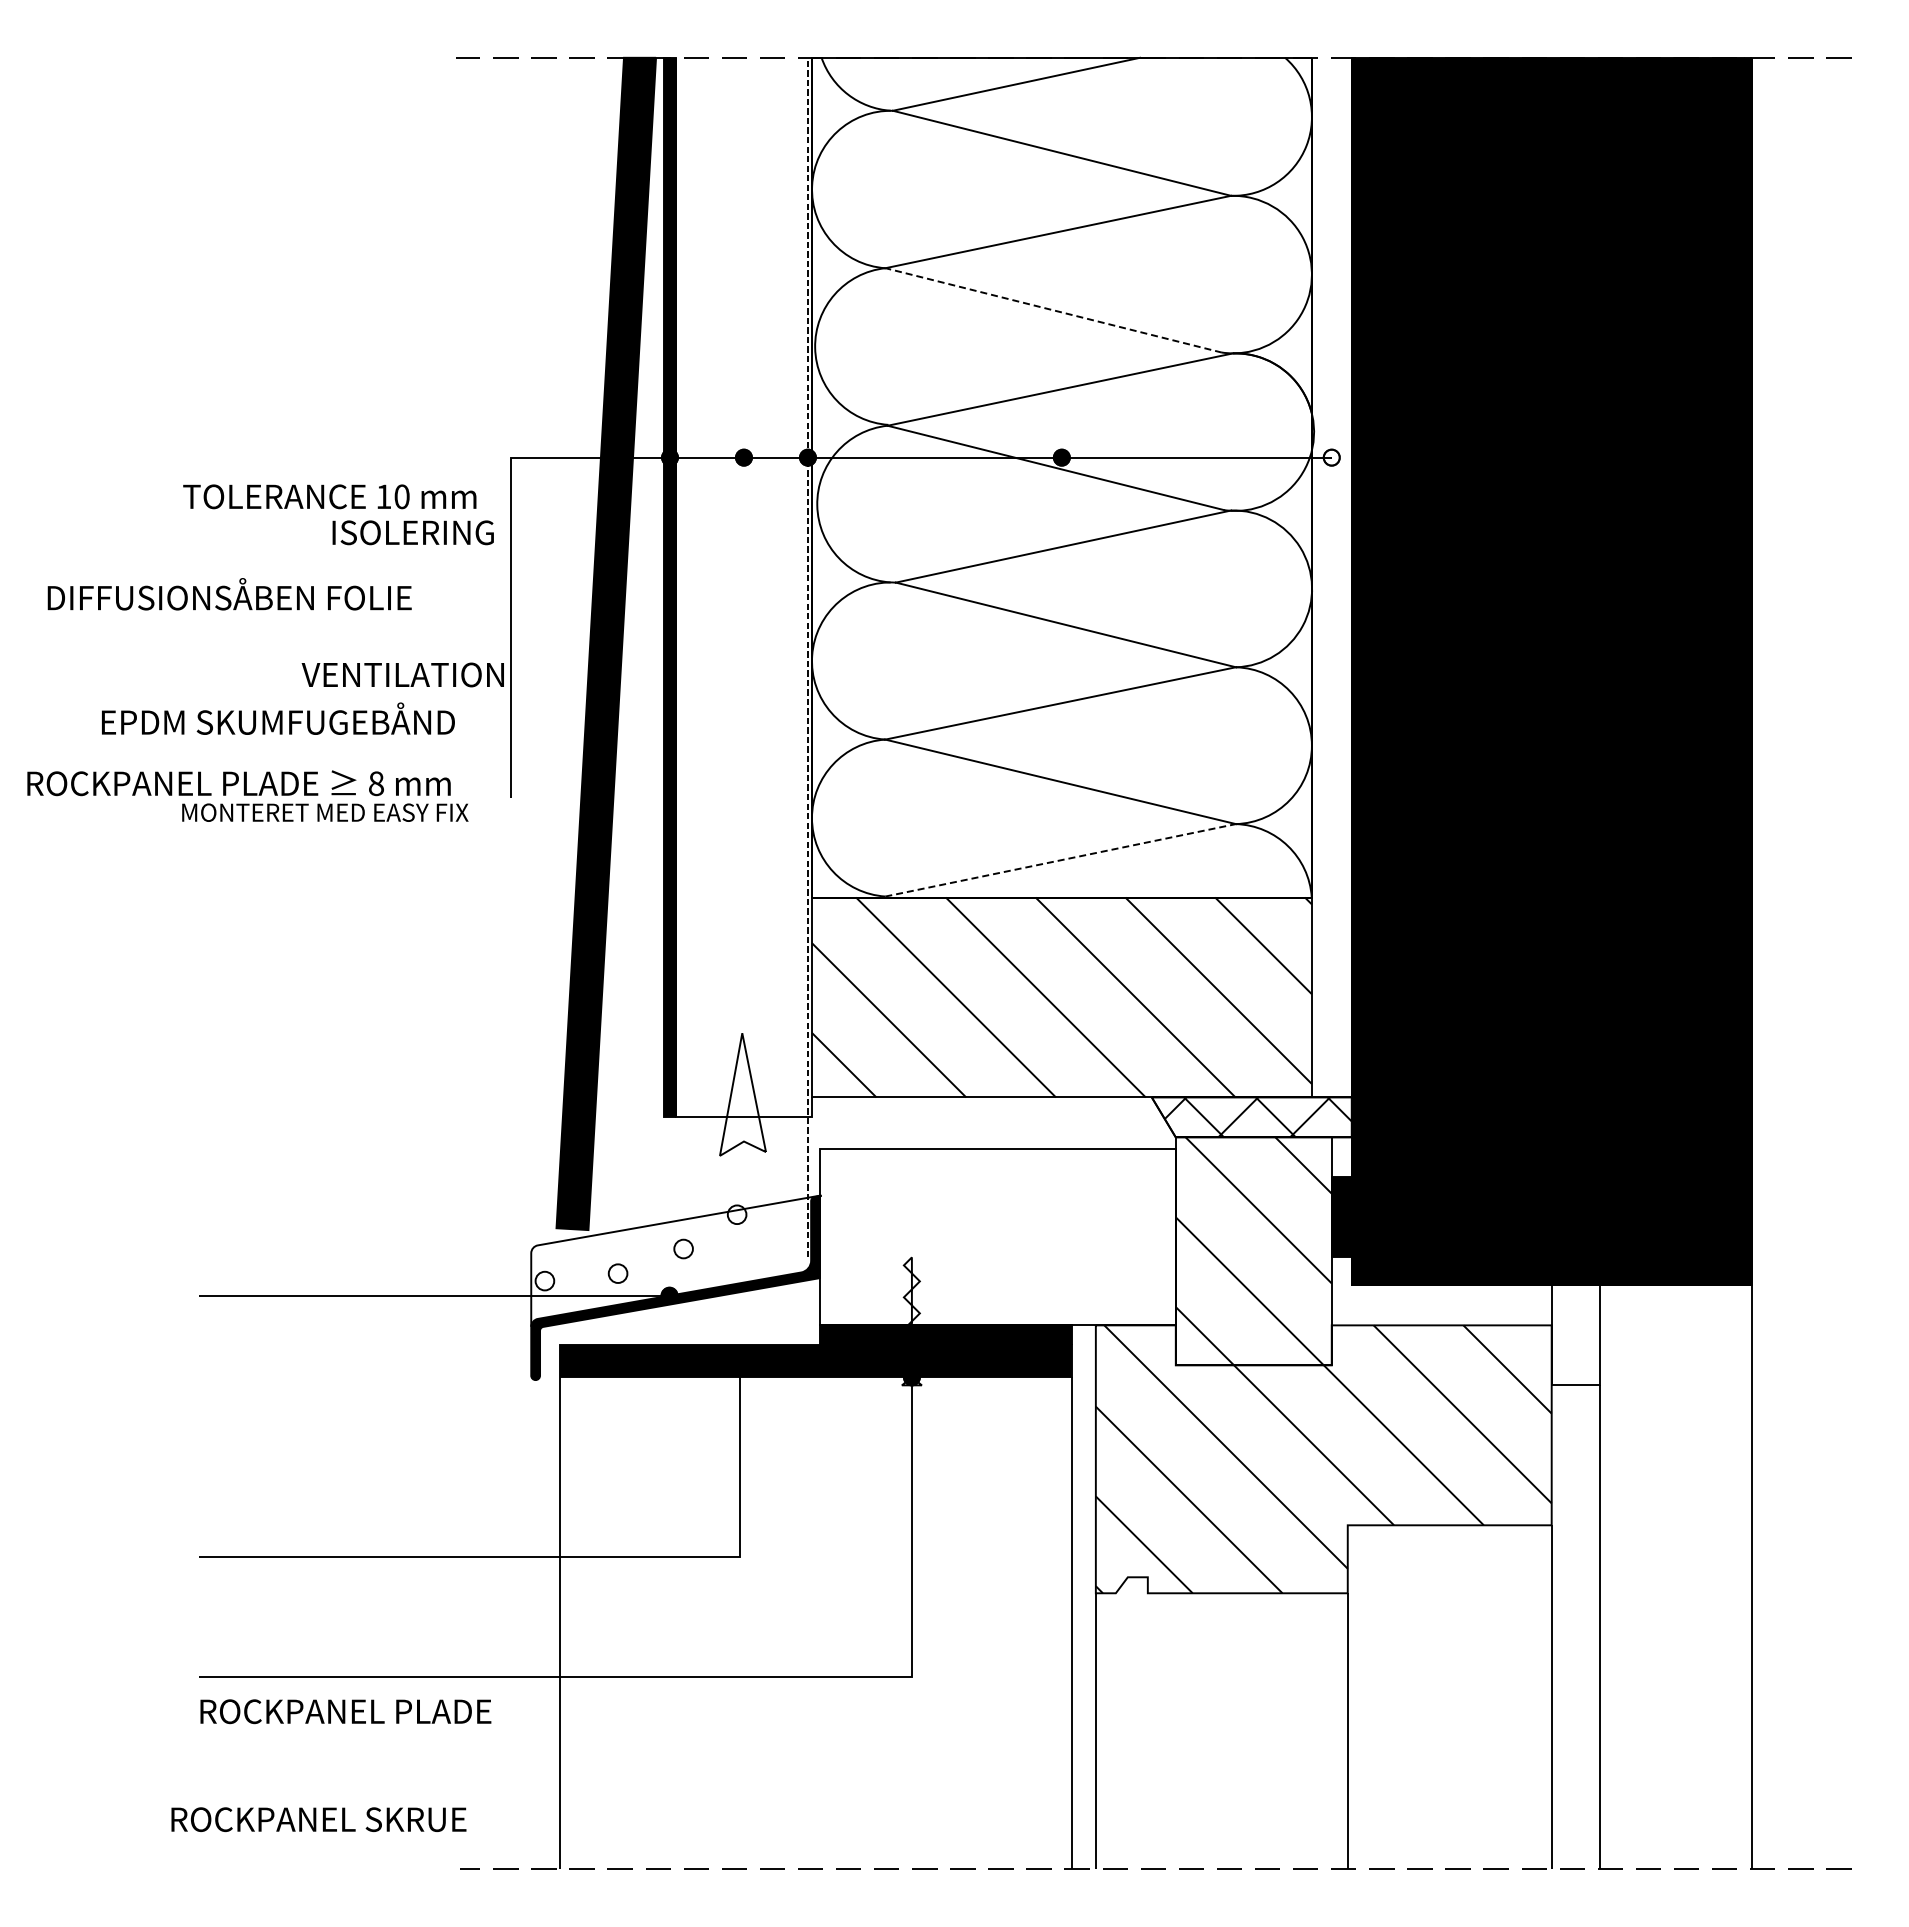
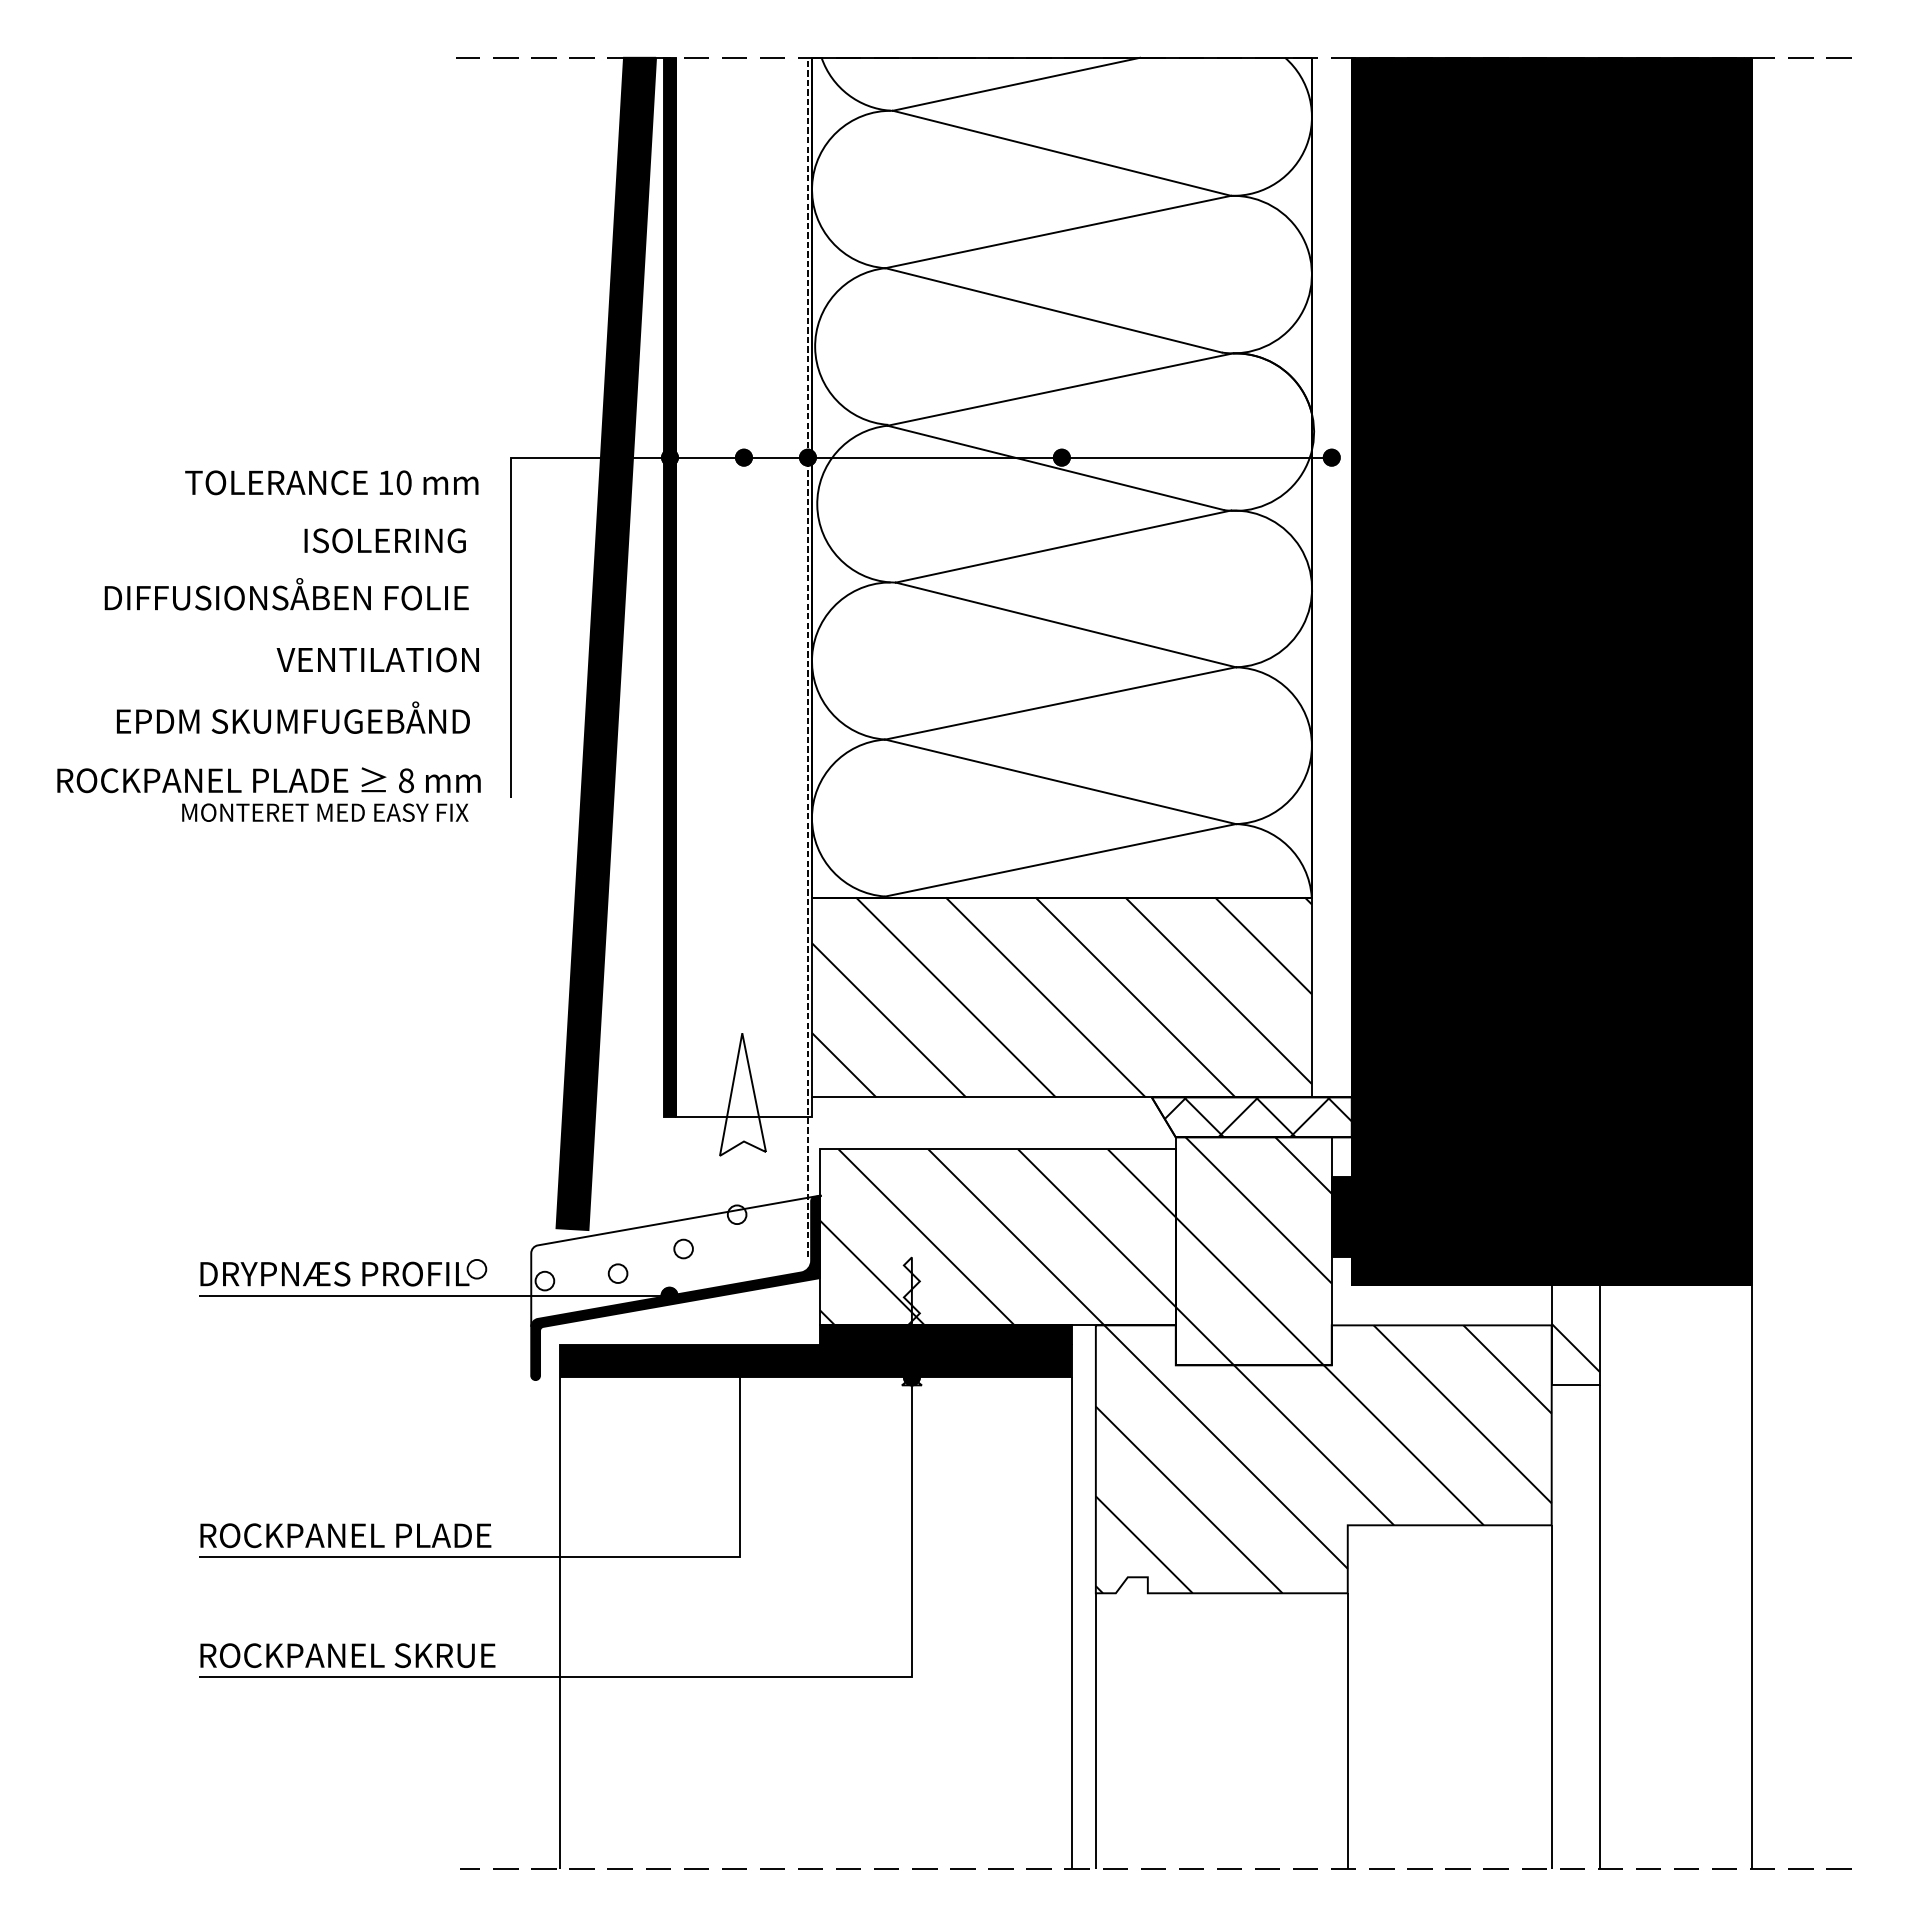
line: dashed -> solid (1053, 310)
fill: none -> present (1331, 457)
text position: (329, 496) -> (331, 482) (331, 482)
text position: (412, 532) -> (384, 540) (384, 540)
text position: (229, 594) -> (286, 594) (286, 594)
text position: (402, 674) -> (377, 659) (377, 659)
text position: (278, 718) -> (293, 717) (293, 717)
text position: (238, 783) -> (268, 780) (268, 780)
line: dashed -> solid (1061, 860)
hatch: none -> present (997, 1237)
part: none -> present (343, 1272)
hatch: none -> present (1575, 1347)
text position: (345, 1711) -> (345, 1535) (345, 1535)
text position: (318, 1819) -> (347, 1655) (347, 1655)
